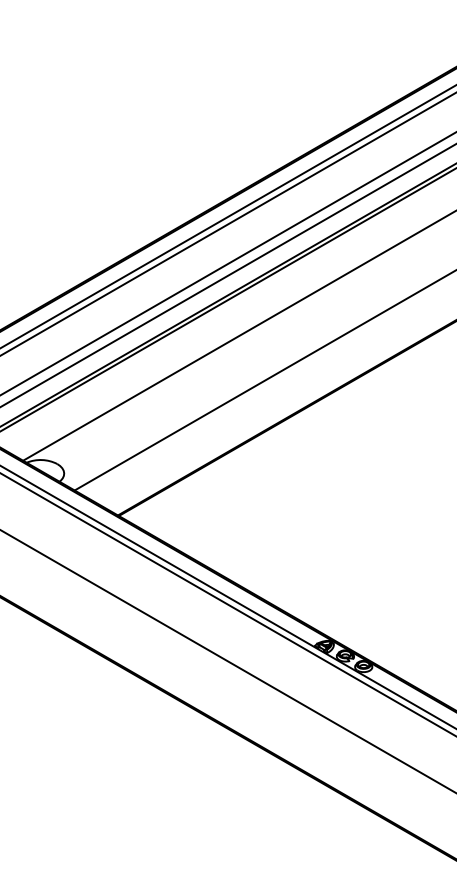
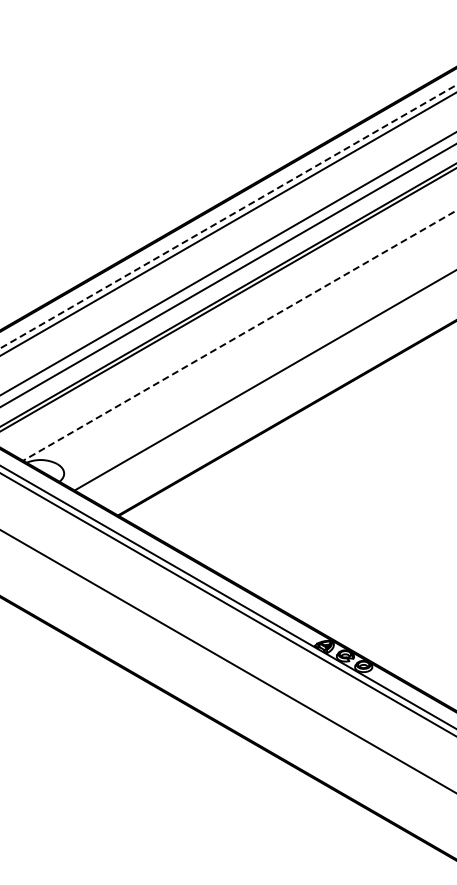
line: solid -> dashed (228, 216)
line: solid -> dashed (239, 335)
